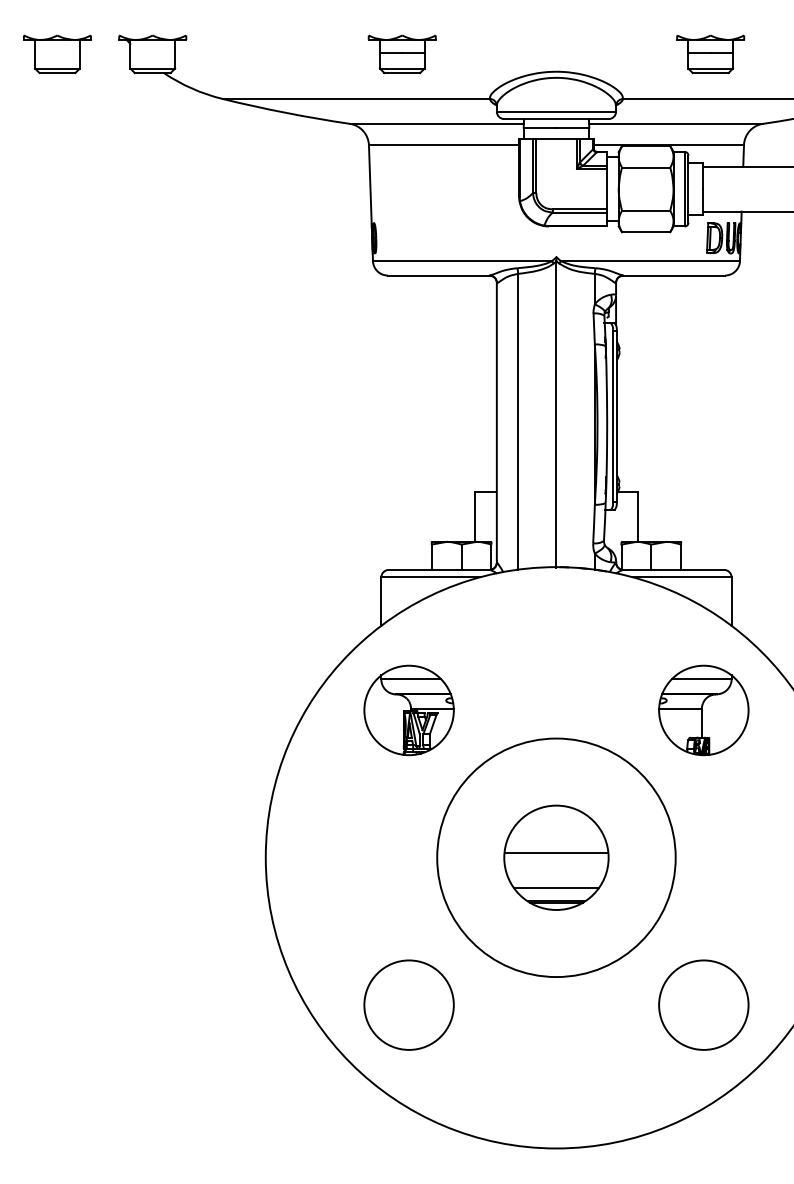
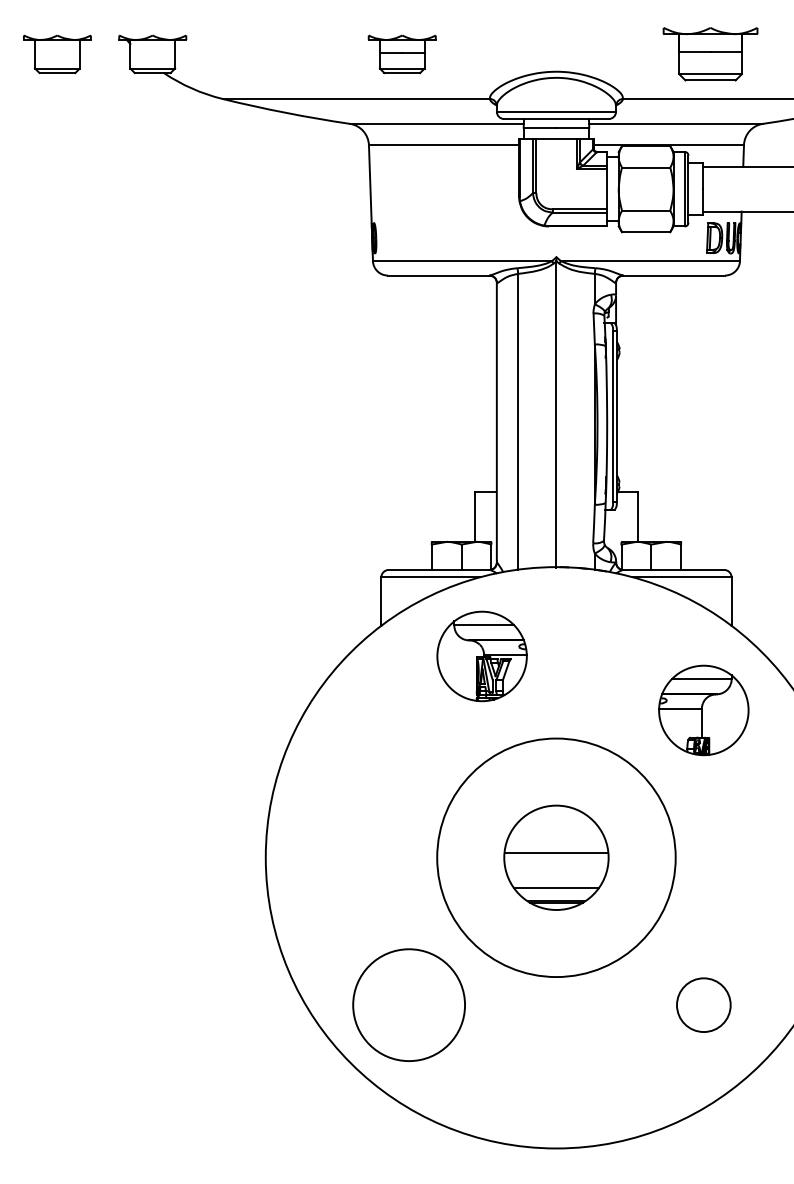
part size: 70x41 px -> 97x55 px (710, 54)
part position: (408, 710) -> (481, 656) (481, 656)
circle diameter: 89 px -> 112 px (409, 1005)
circle diameter: 89 px -> 54 px (703, 1005)
